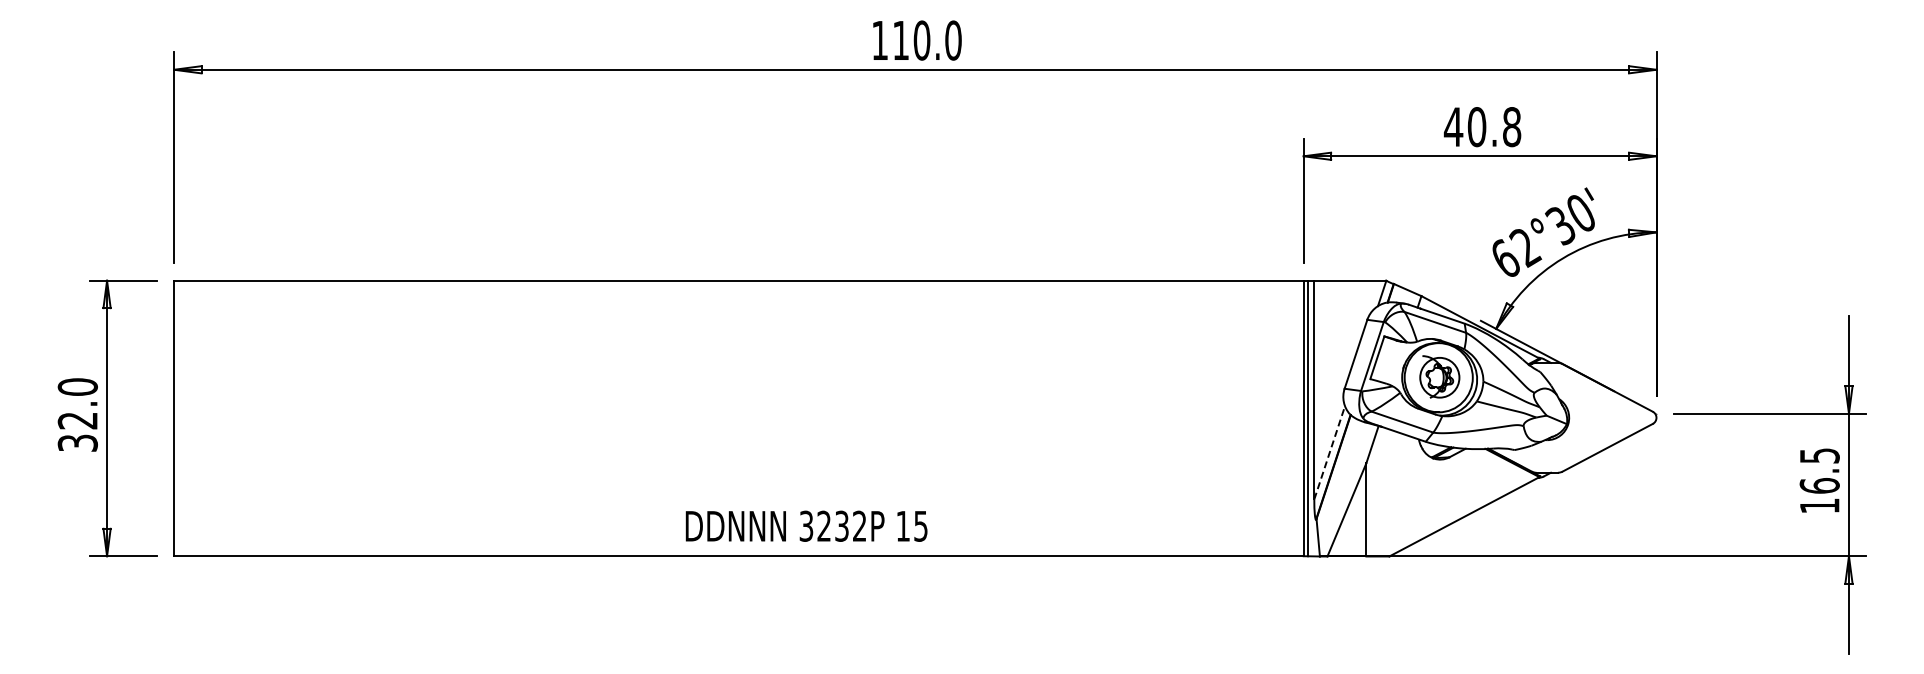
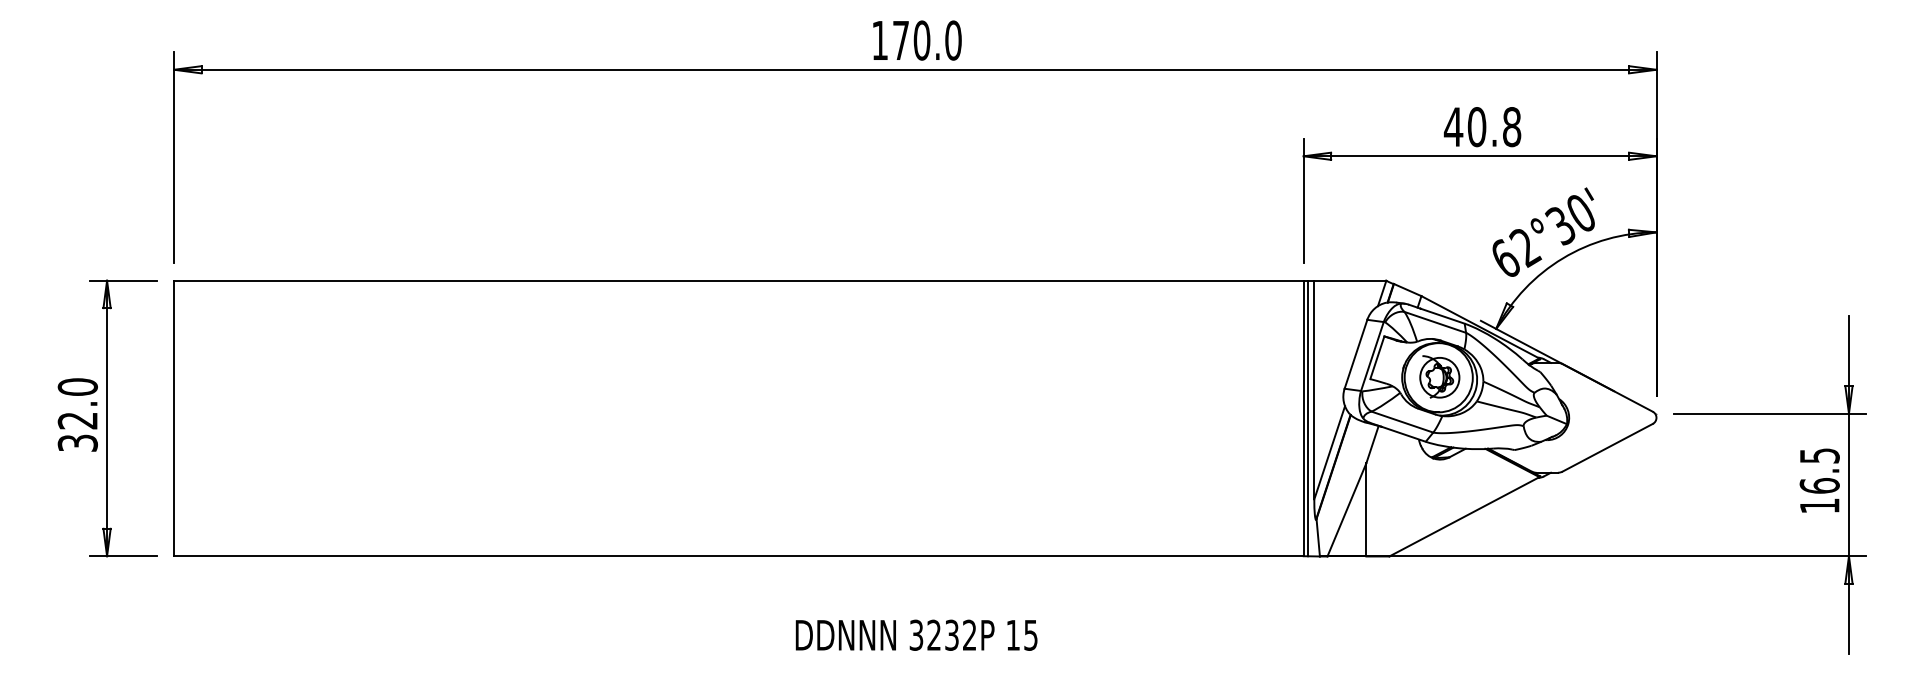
text: 110.0 -> 170.0 (900, 40)
line: dashed -> solid (1329, 452)
text position: (806, 525) -> (916, 634) (916, 634)
